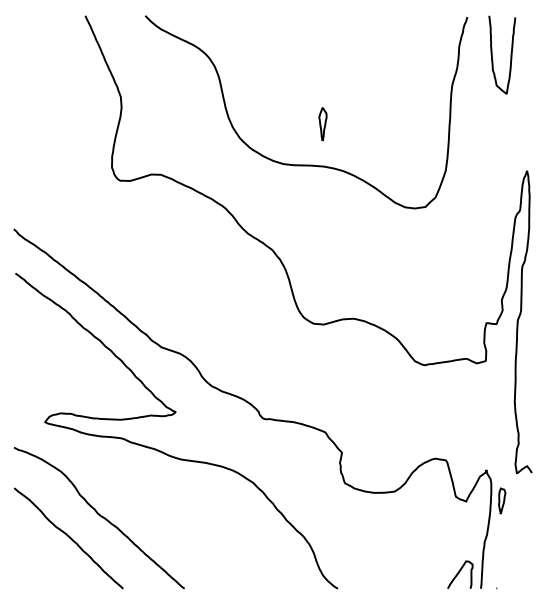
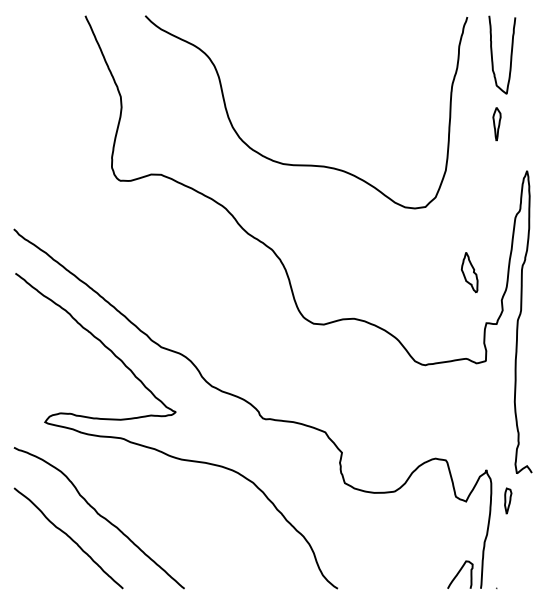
part position: (322, 124) -> (496, 124) (496, 124)
part: none -> present (469, 272)
part position: (502, 500) -> (508, 500) (508, 500)
